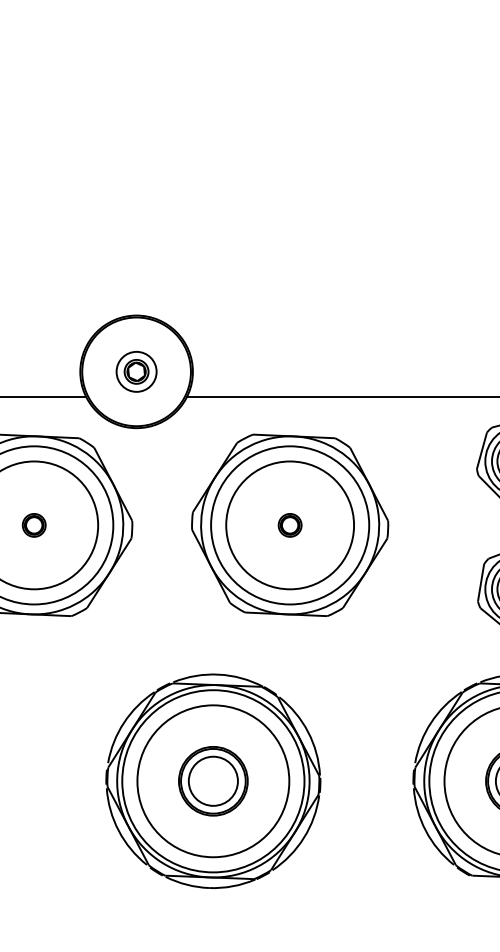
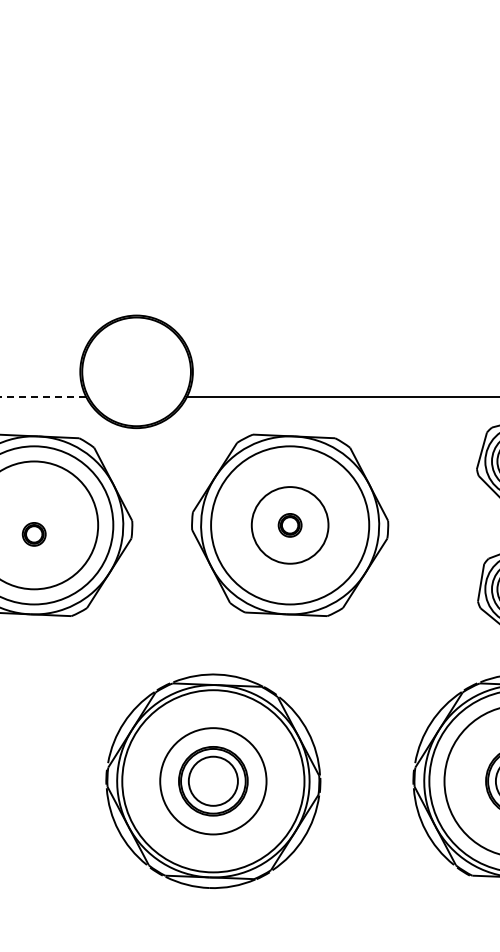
part: present -> none (136, 371)
line: solid -> dashed (43, 397)
part position: (33, 525) -> (33, 534) (33, 534)
circle diameter: 128 px -> 77 px (289, 525)
circle diameter: 152 px -> 106 px (213, 781)
